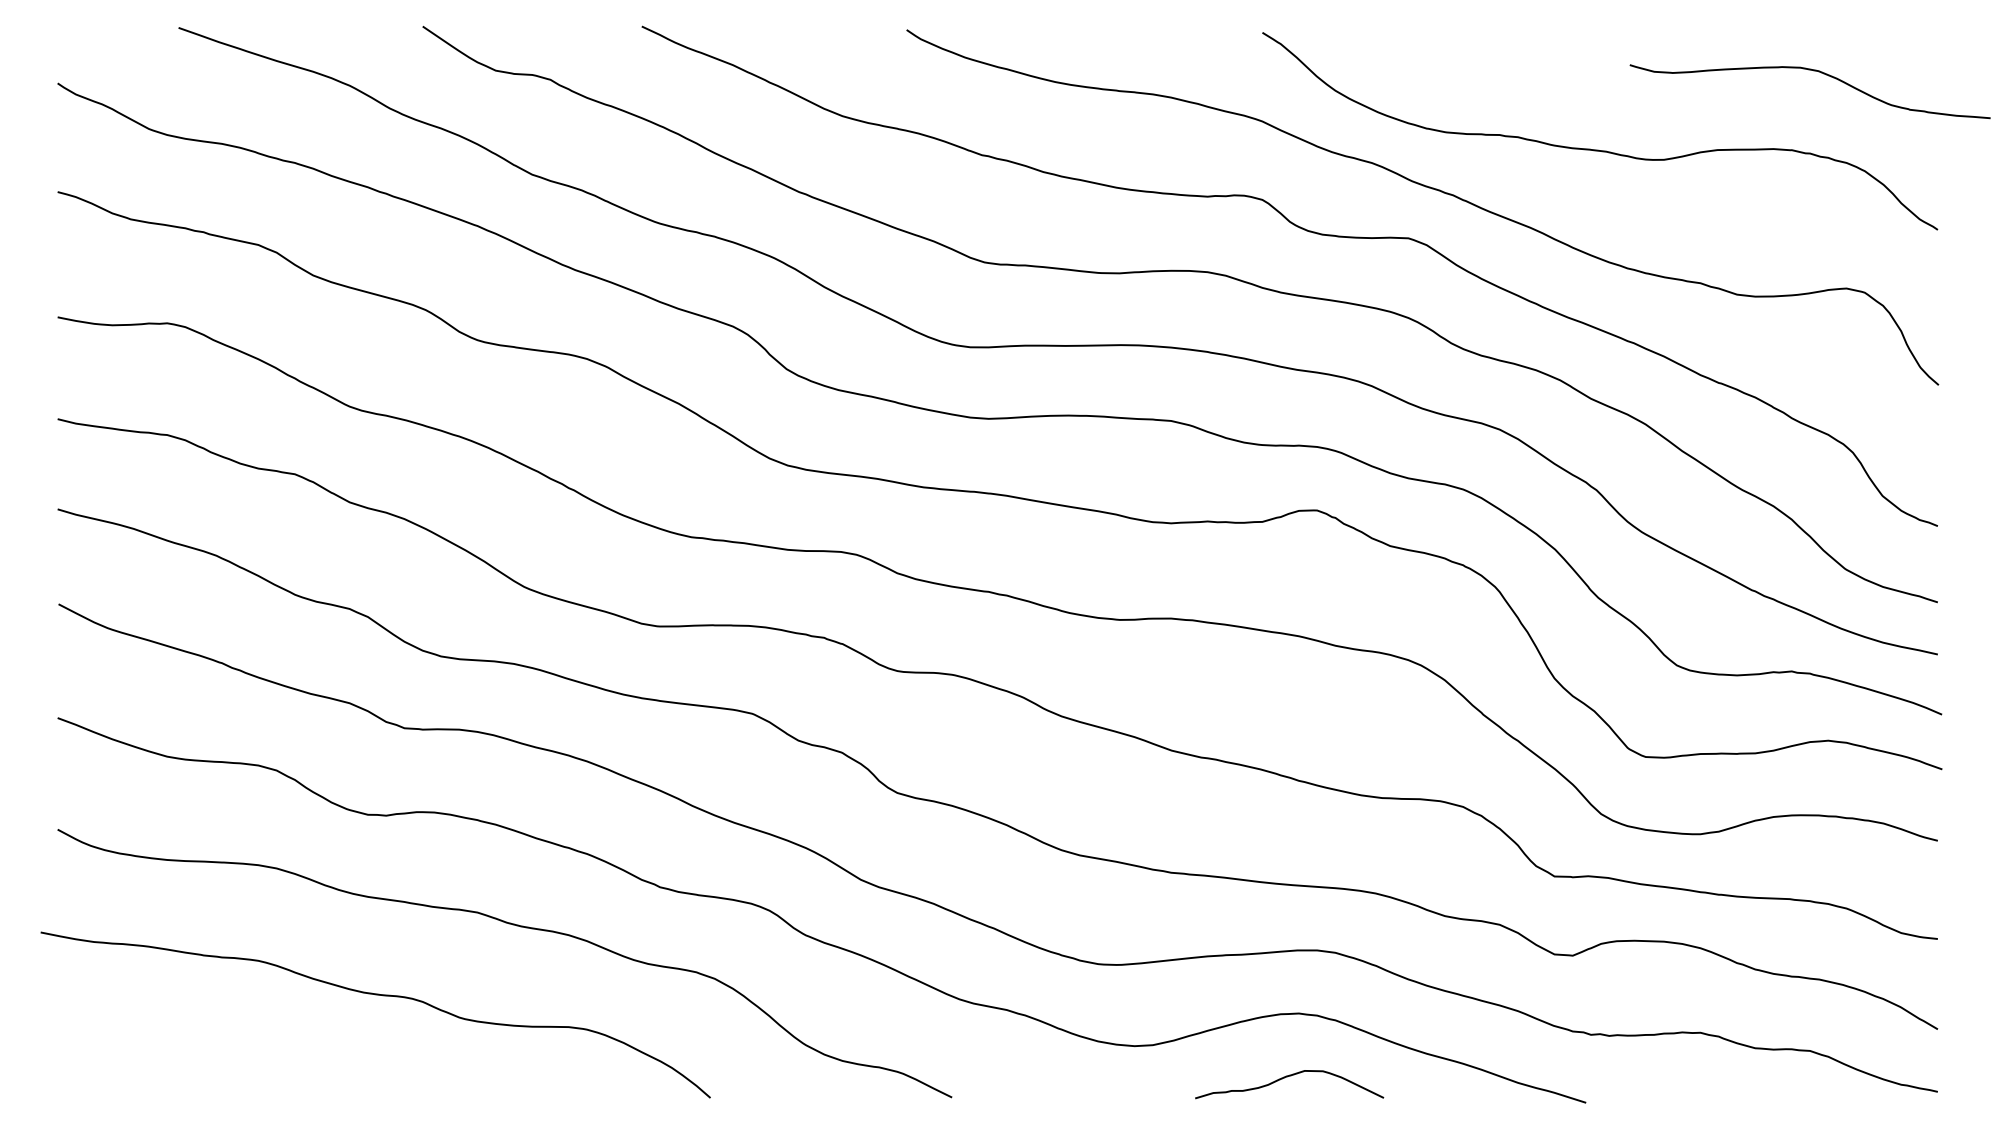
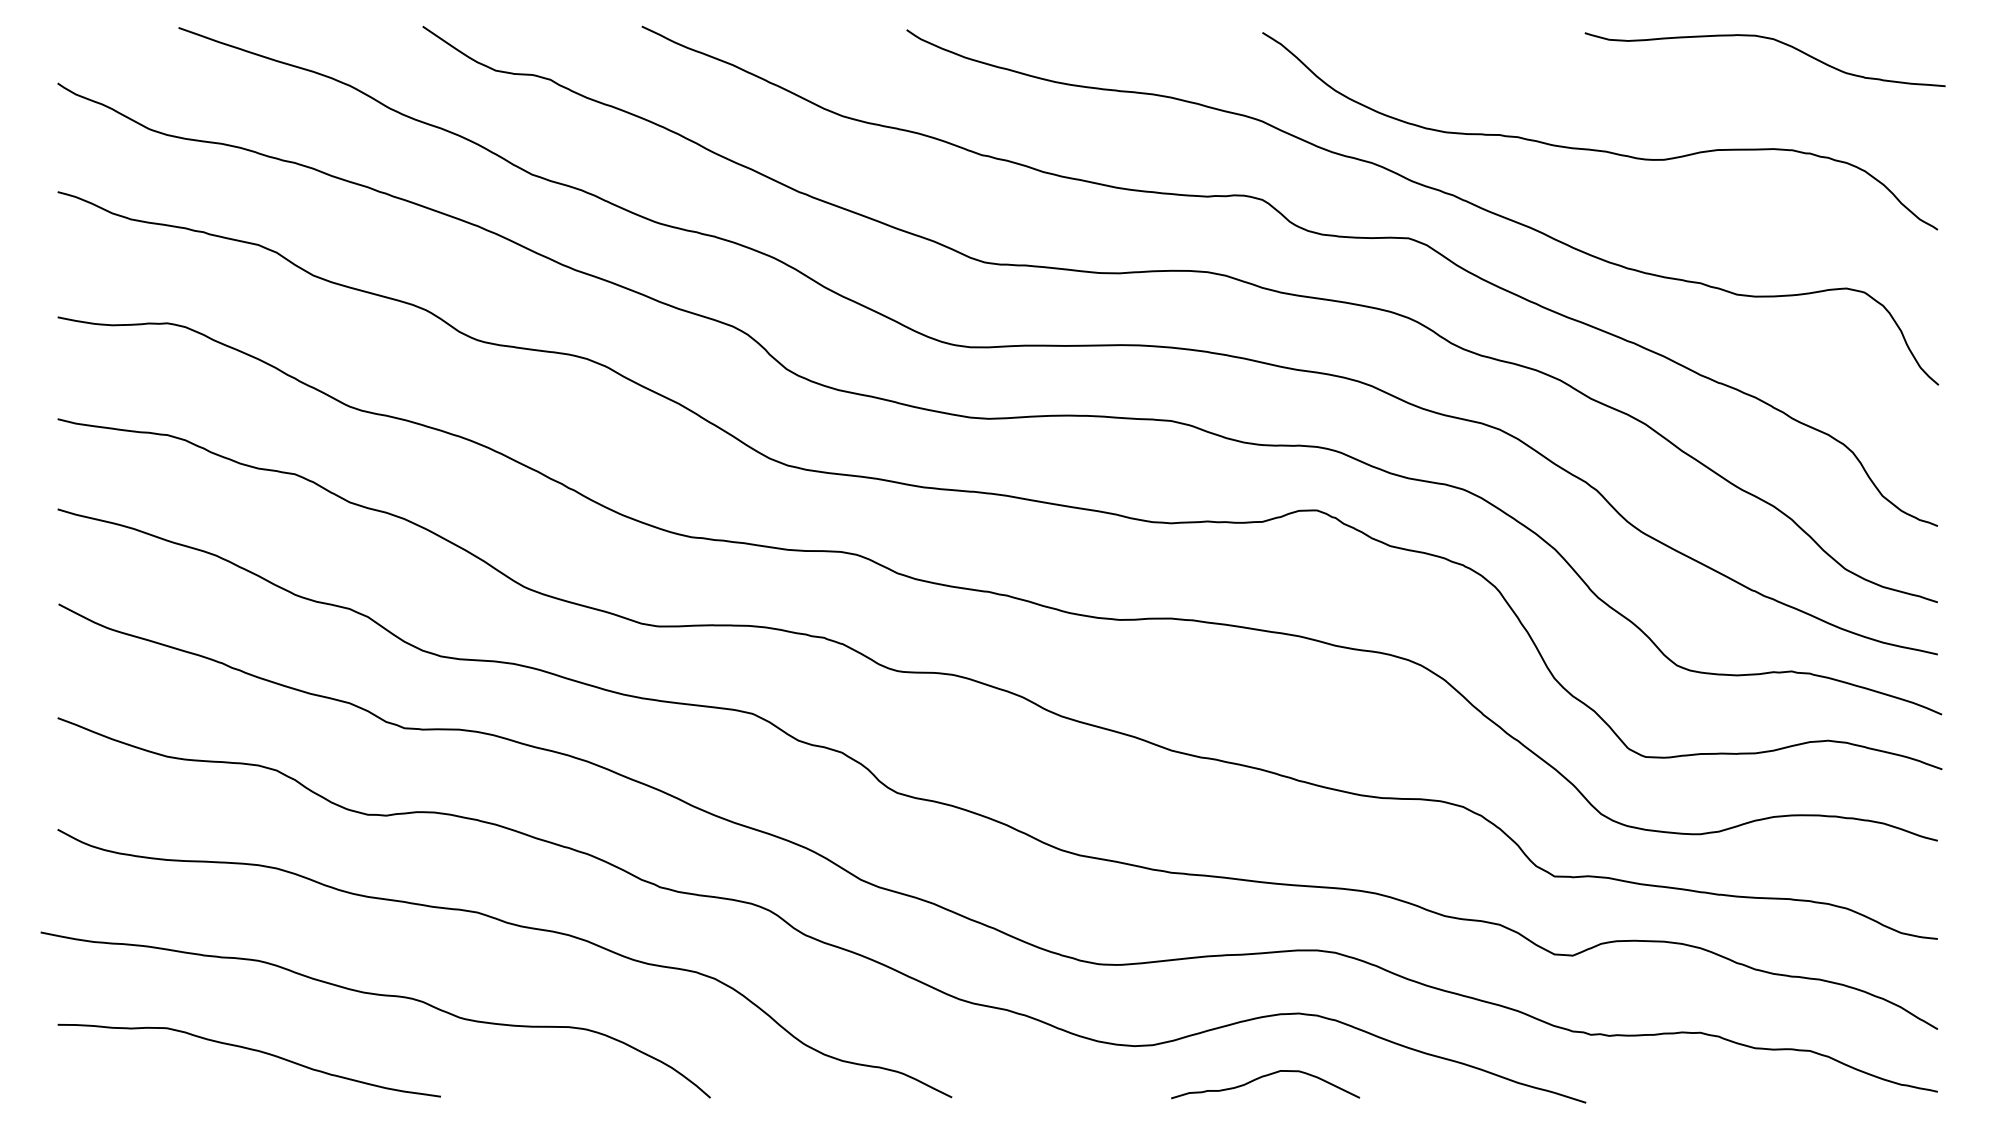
curve position: (1813, 71) -> (1768, 39) (1768, 39)
curve: none -> present (250, 1050)
curve position: (1287, 1077) -> (1263, 1077) (1263, 1077)
